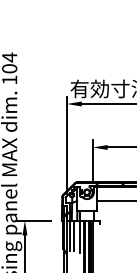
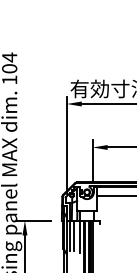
hatch: present -> none (95, 198)
line position: (115, 200) -> (115, 195) (115, 195)
